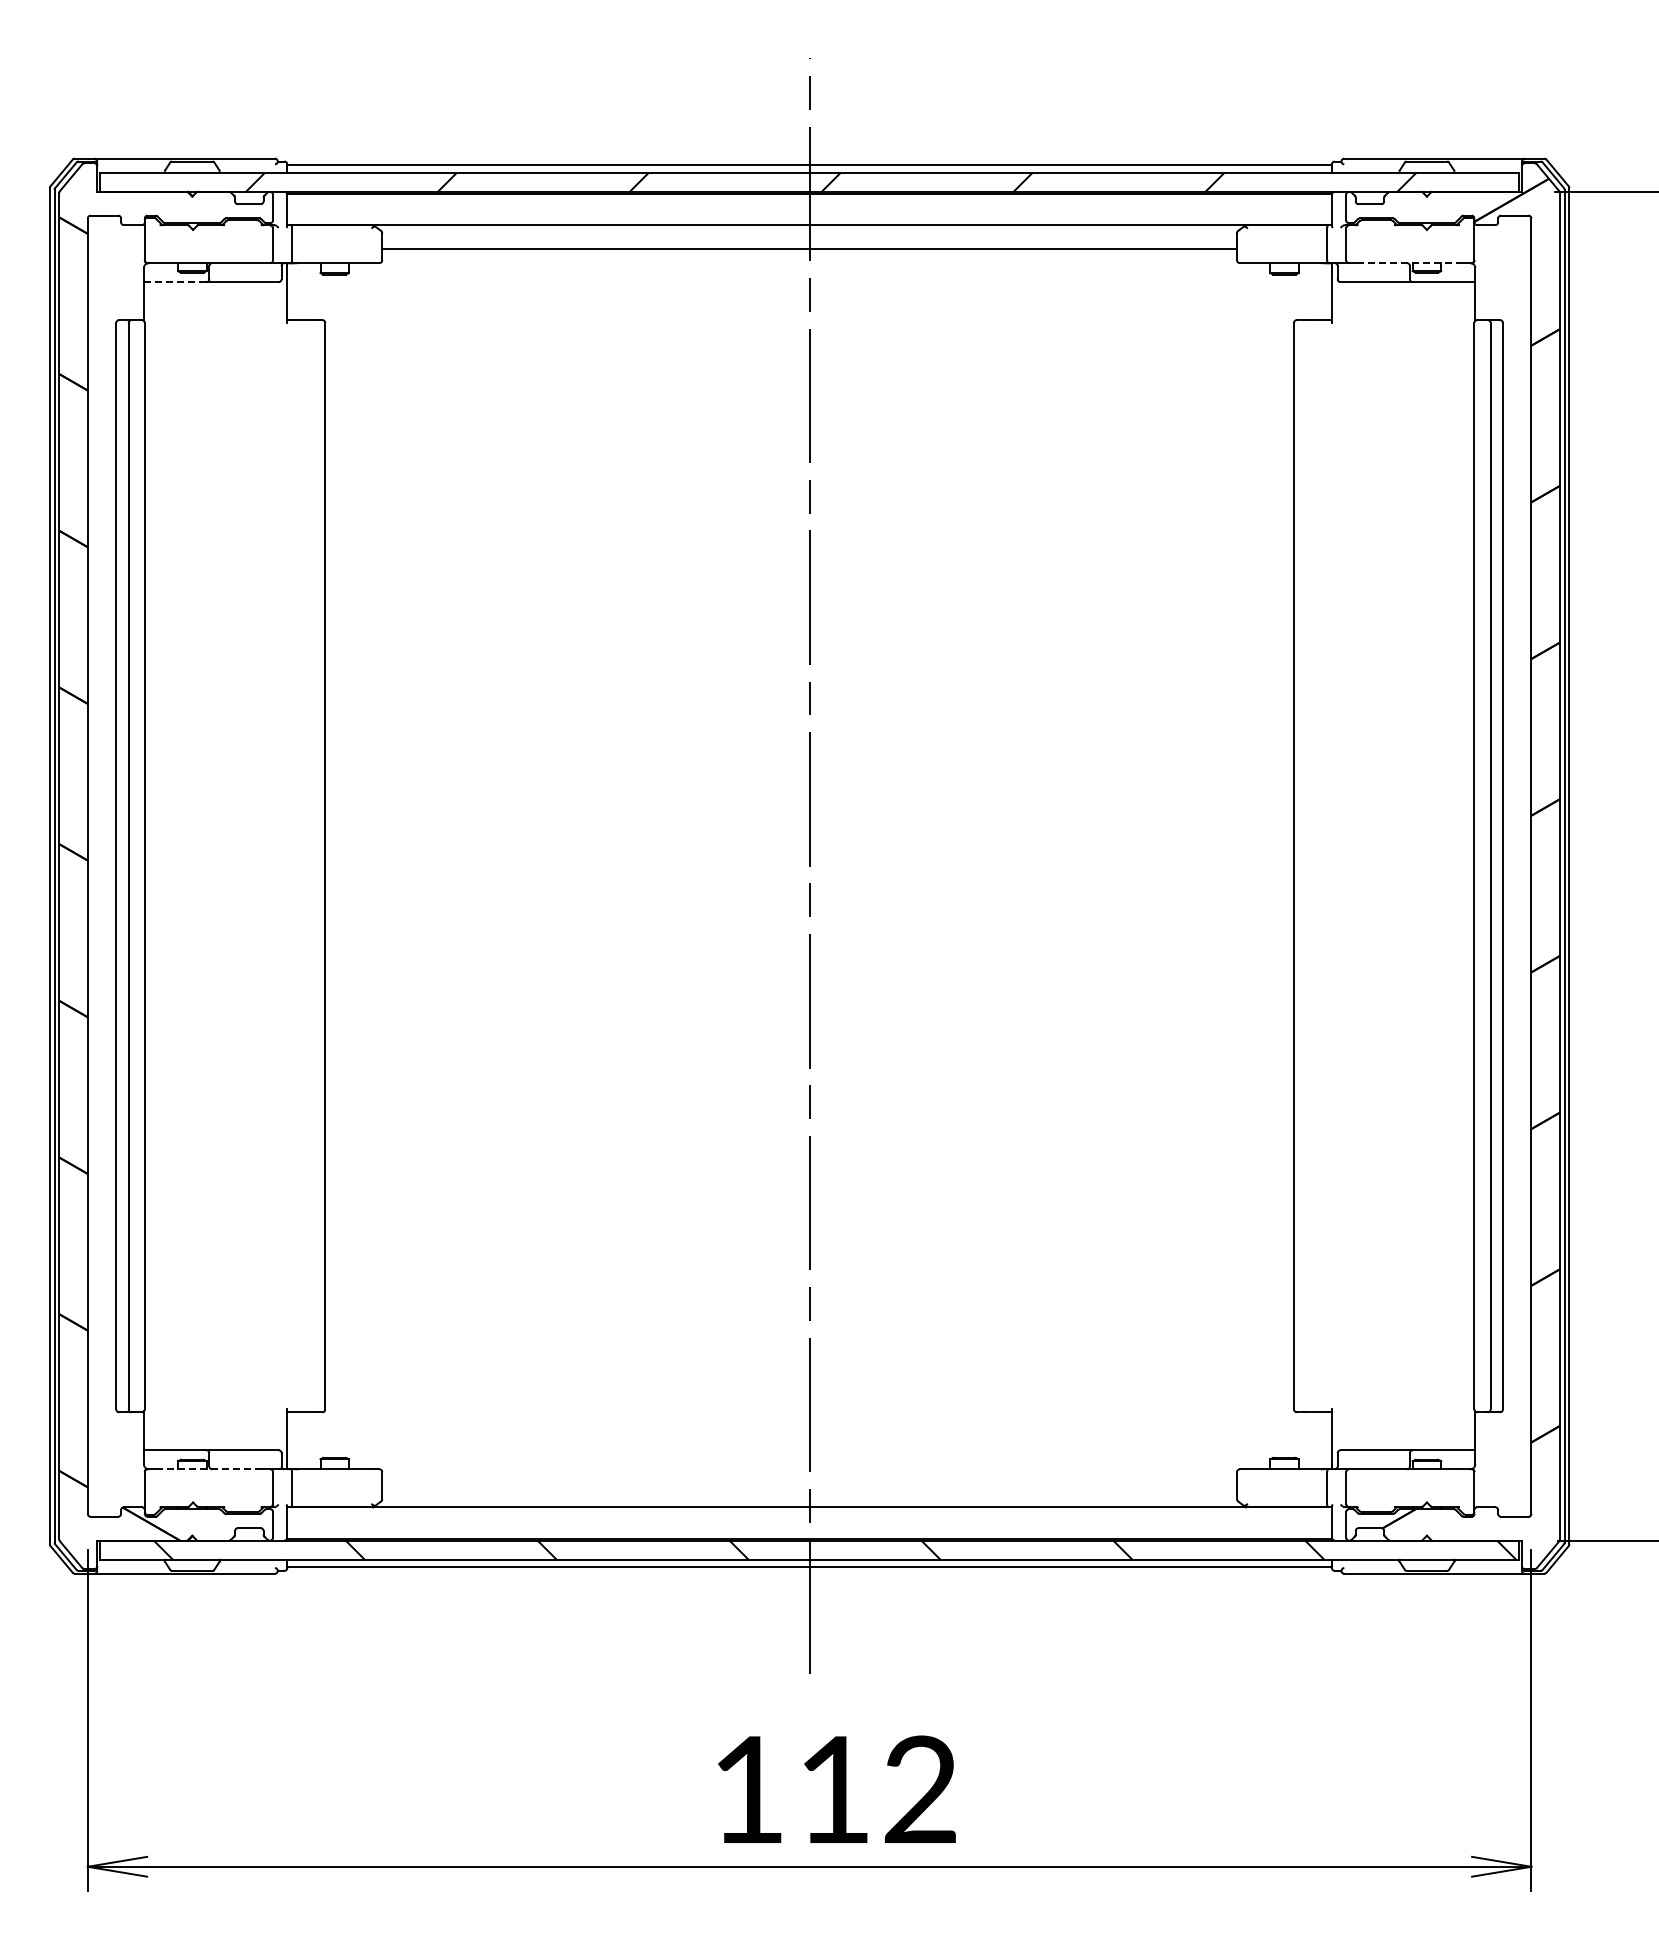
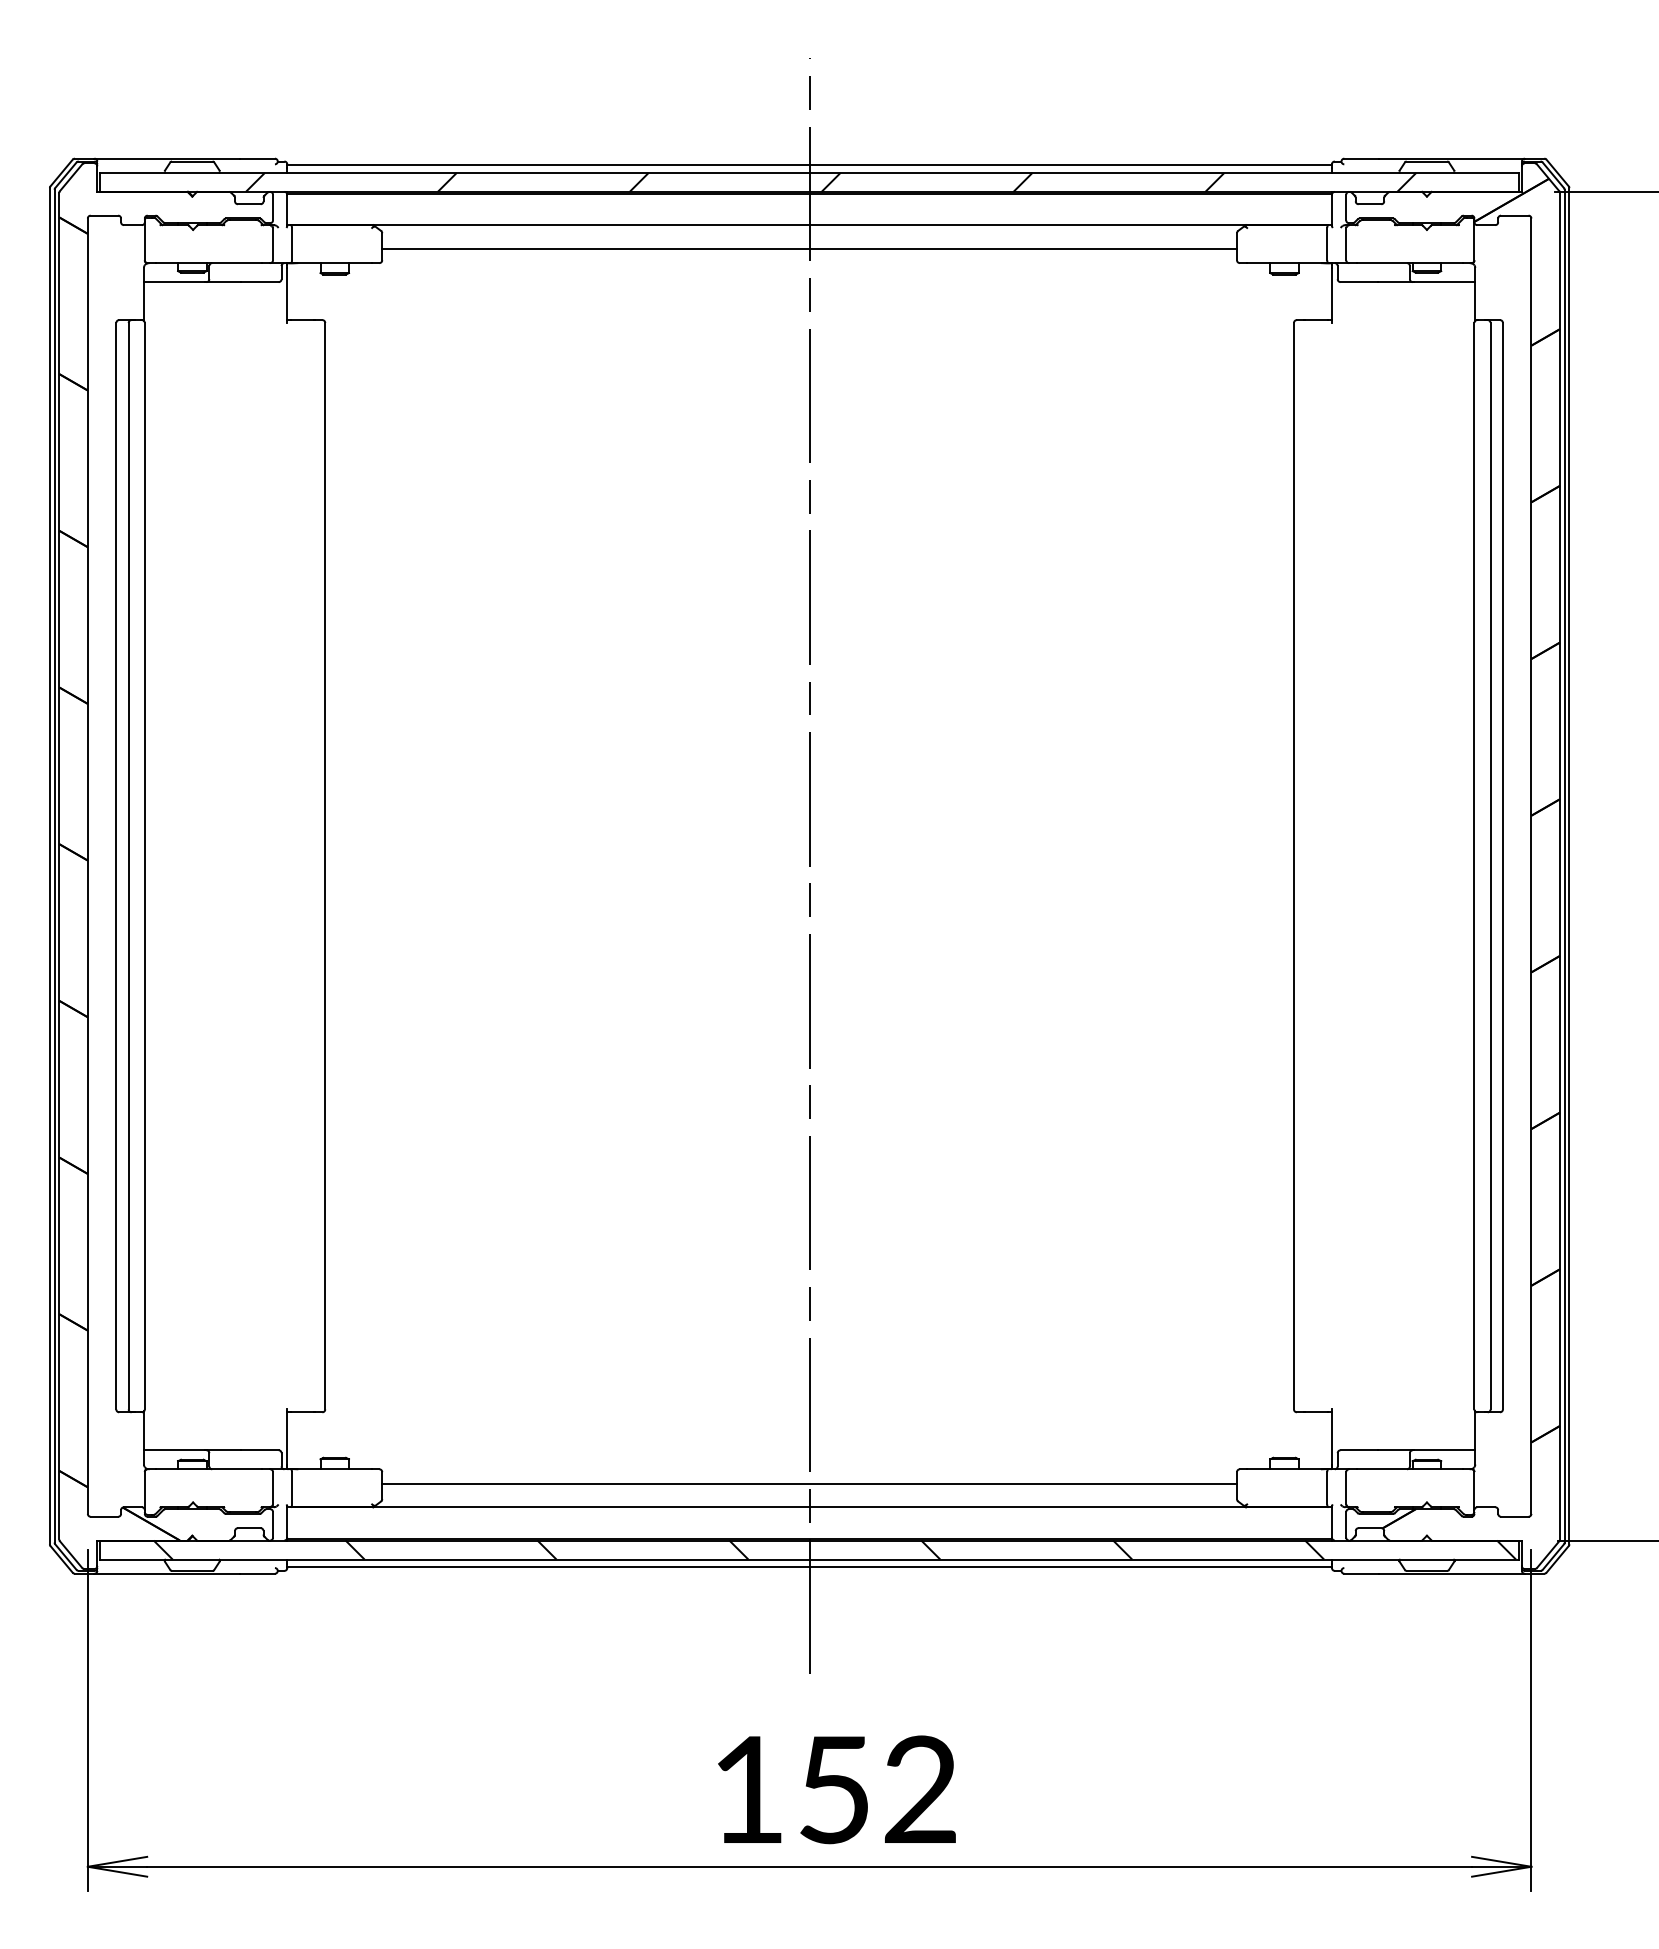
line: dashed -> solid (1410, 263)
line: dashed -> solid (174, 282)
line: dashed -> solid (208, 1469)
line: none -> present (809, 1483)
text: 112 -> 152 (833, 1790)
